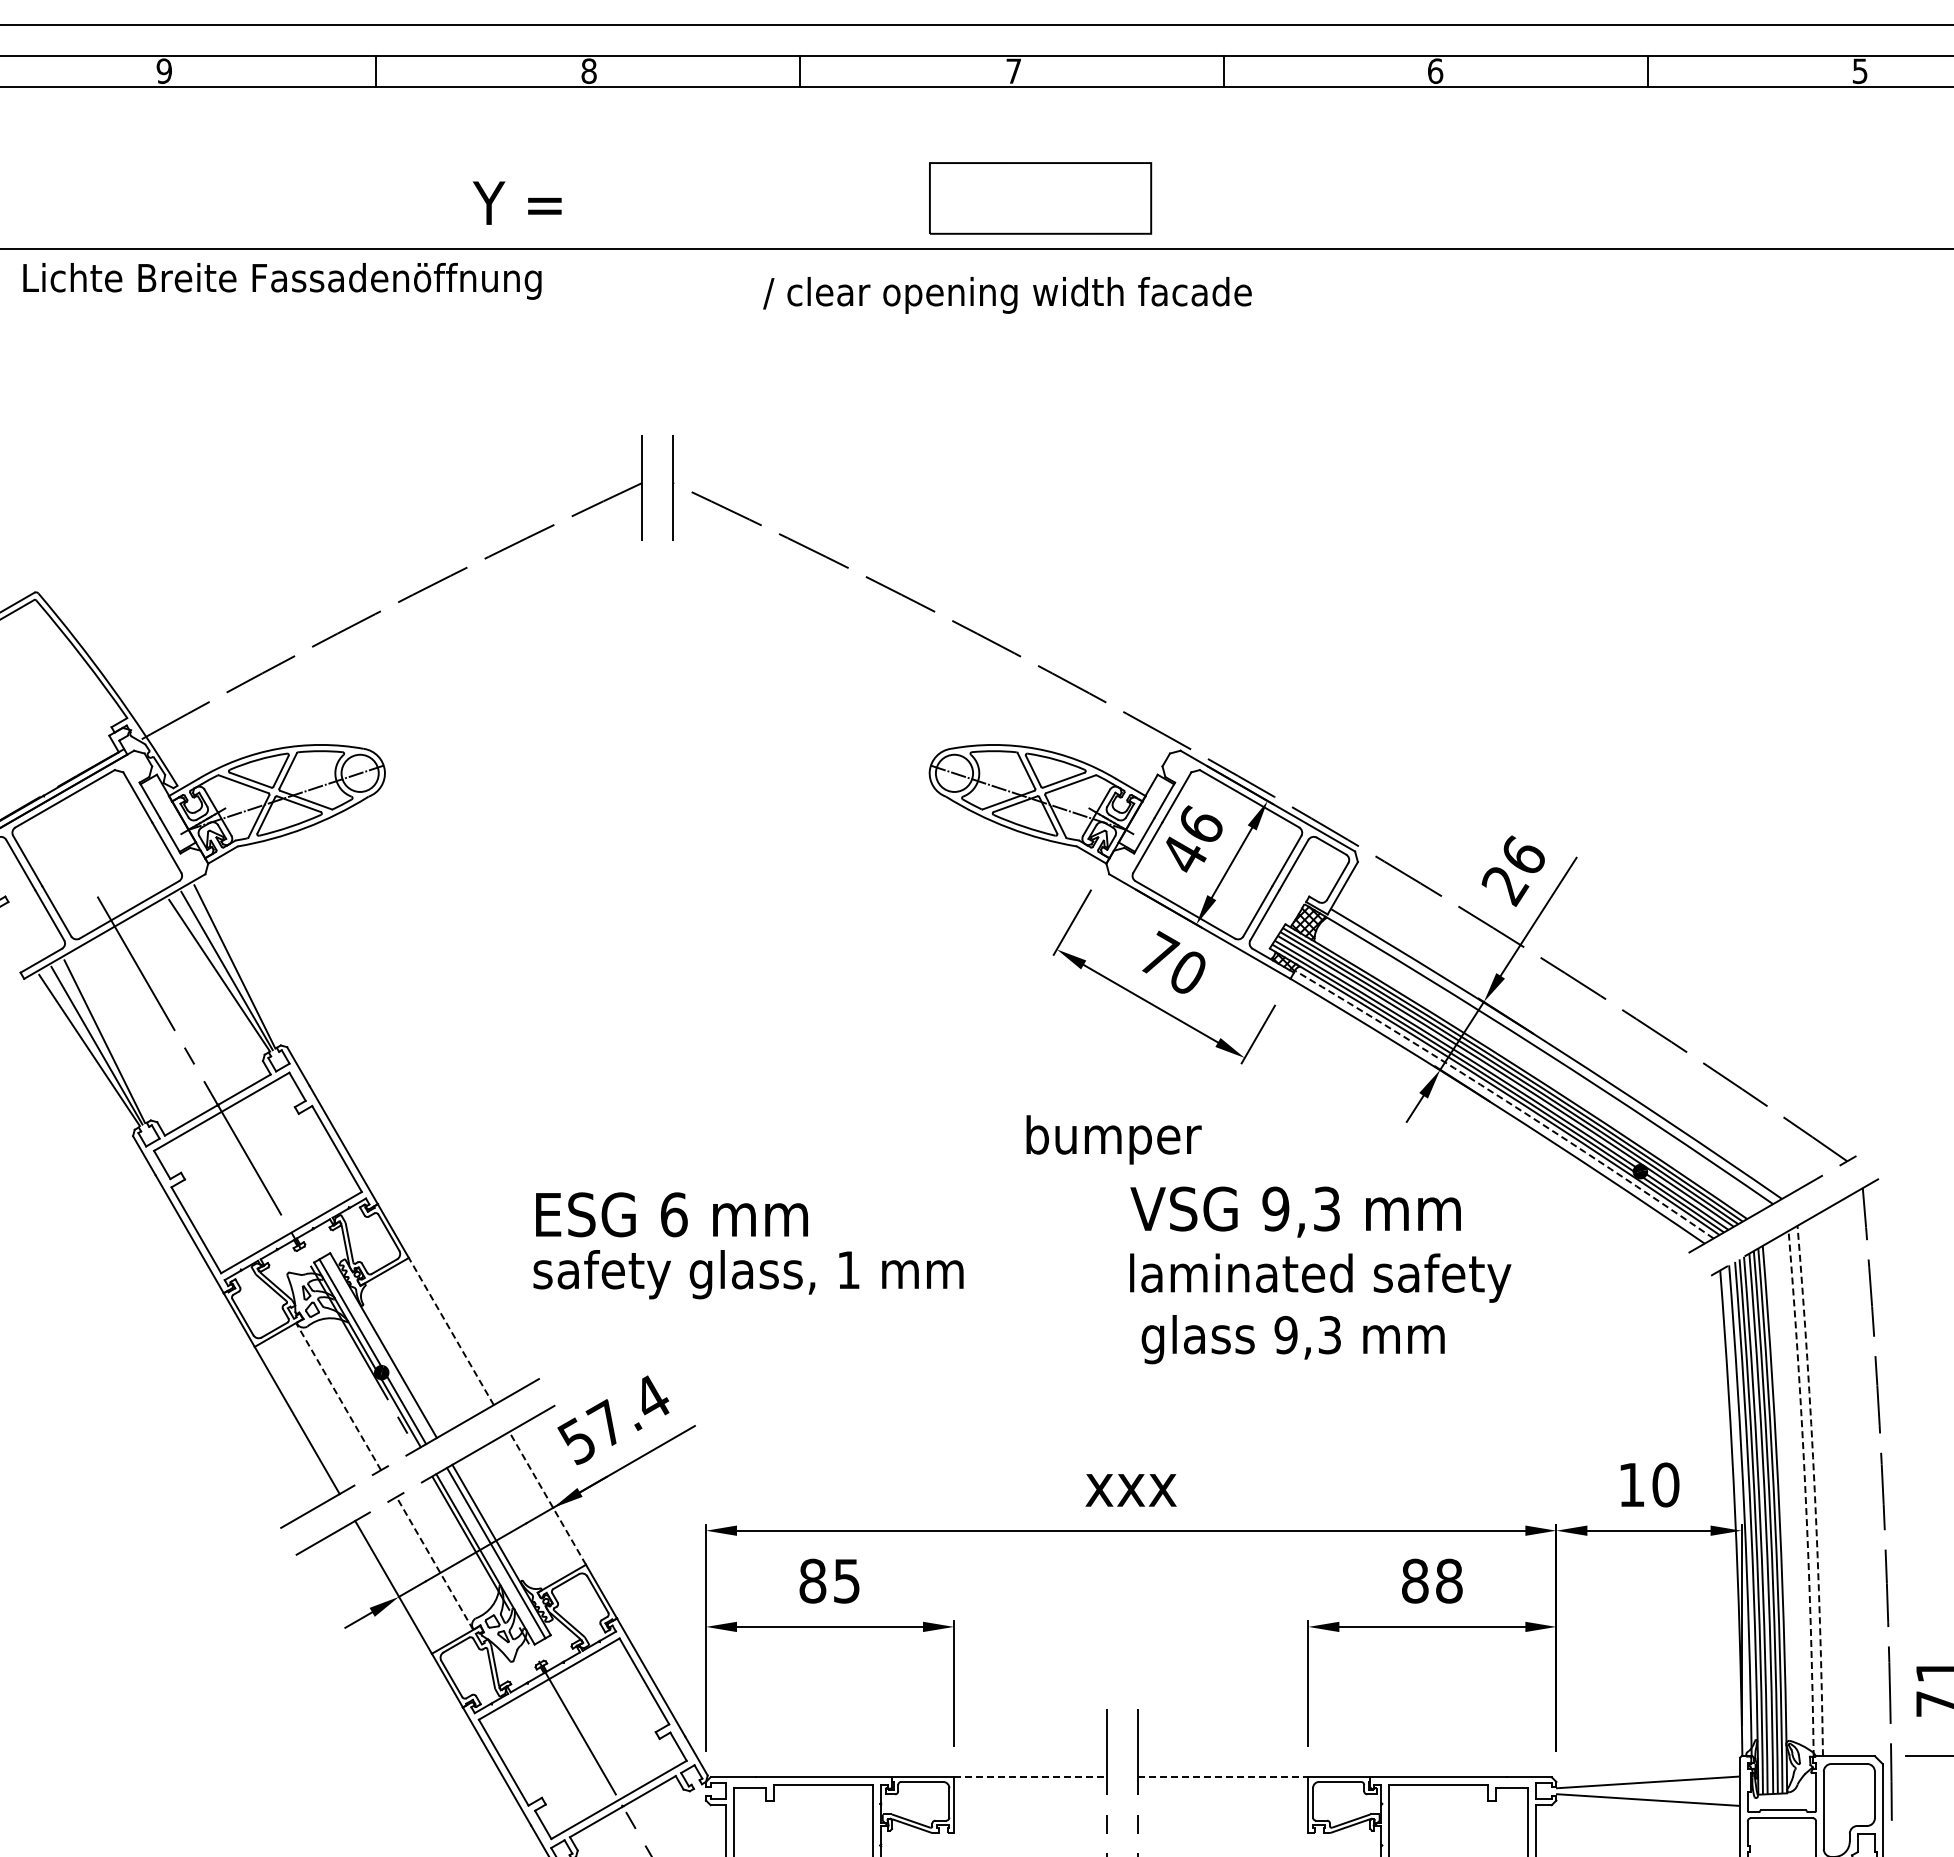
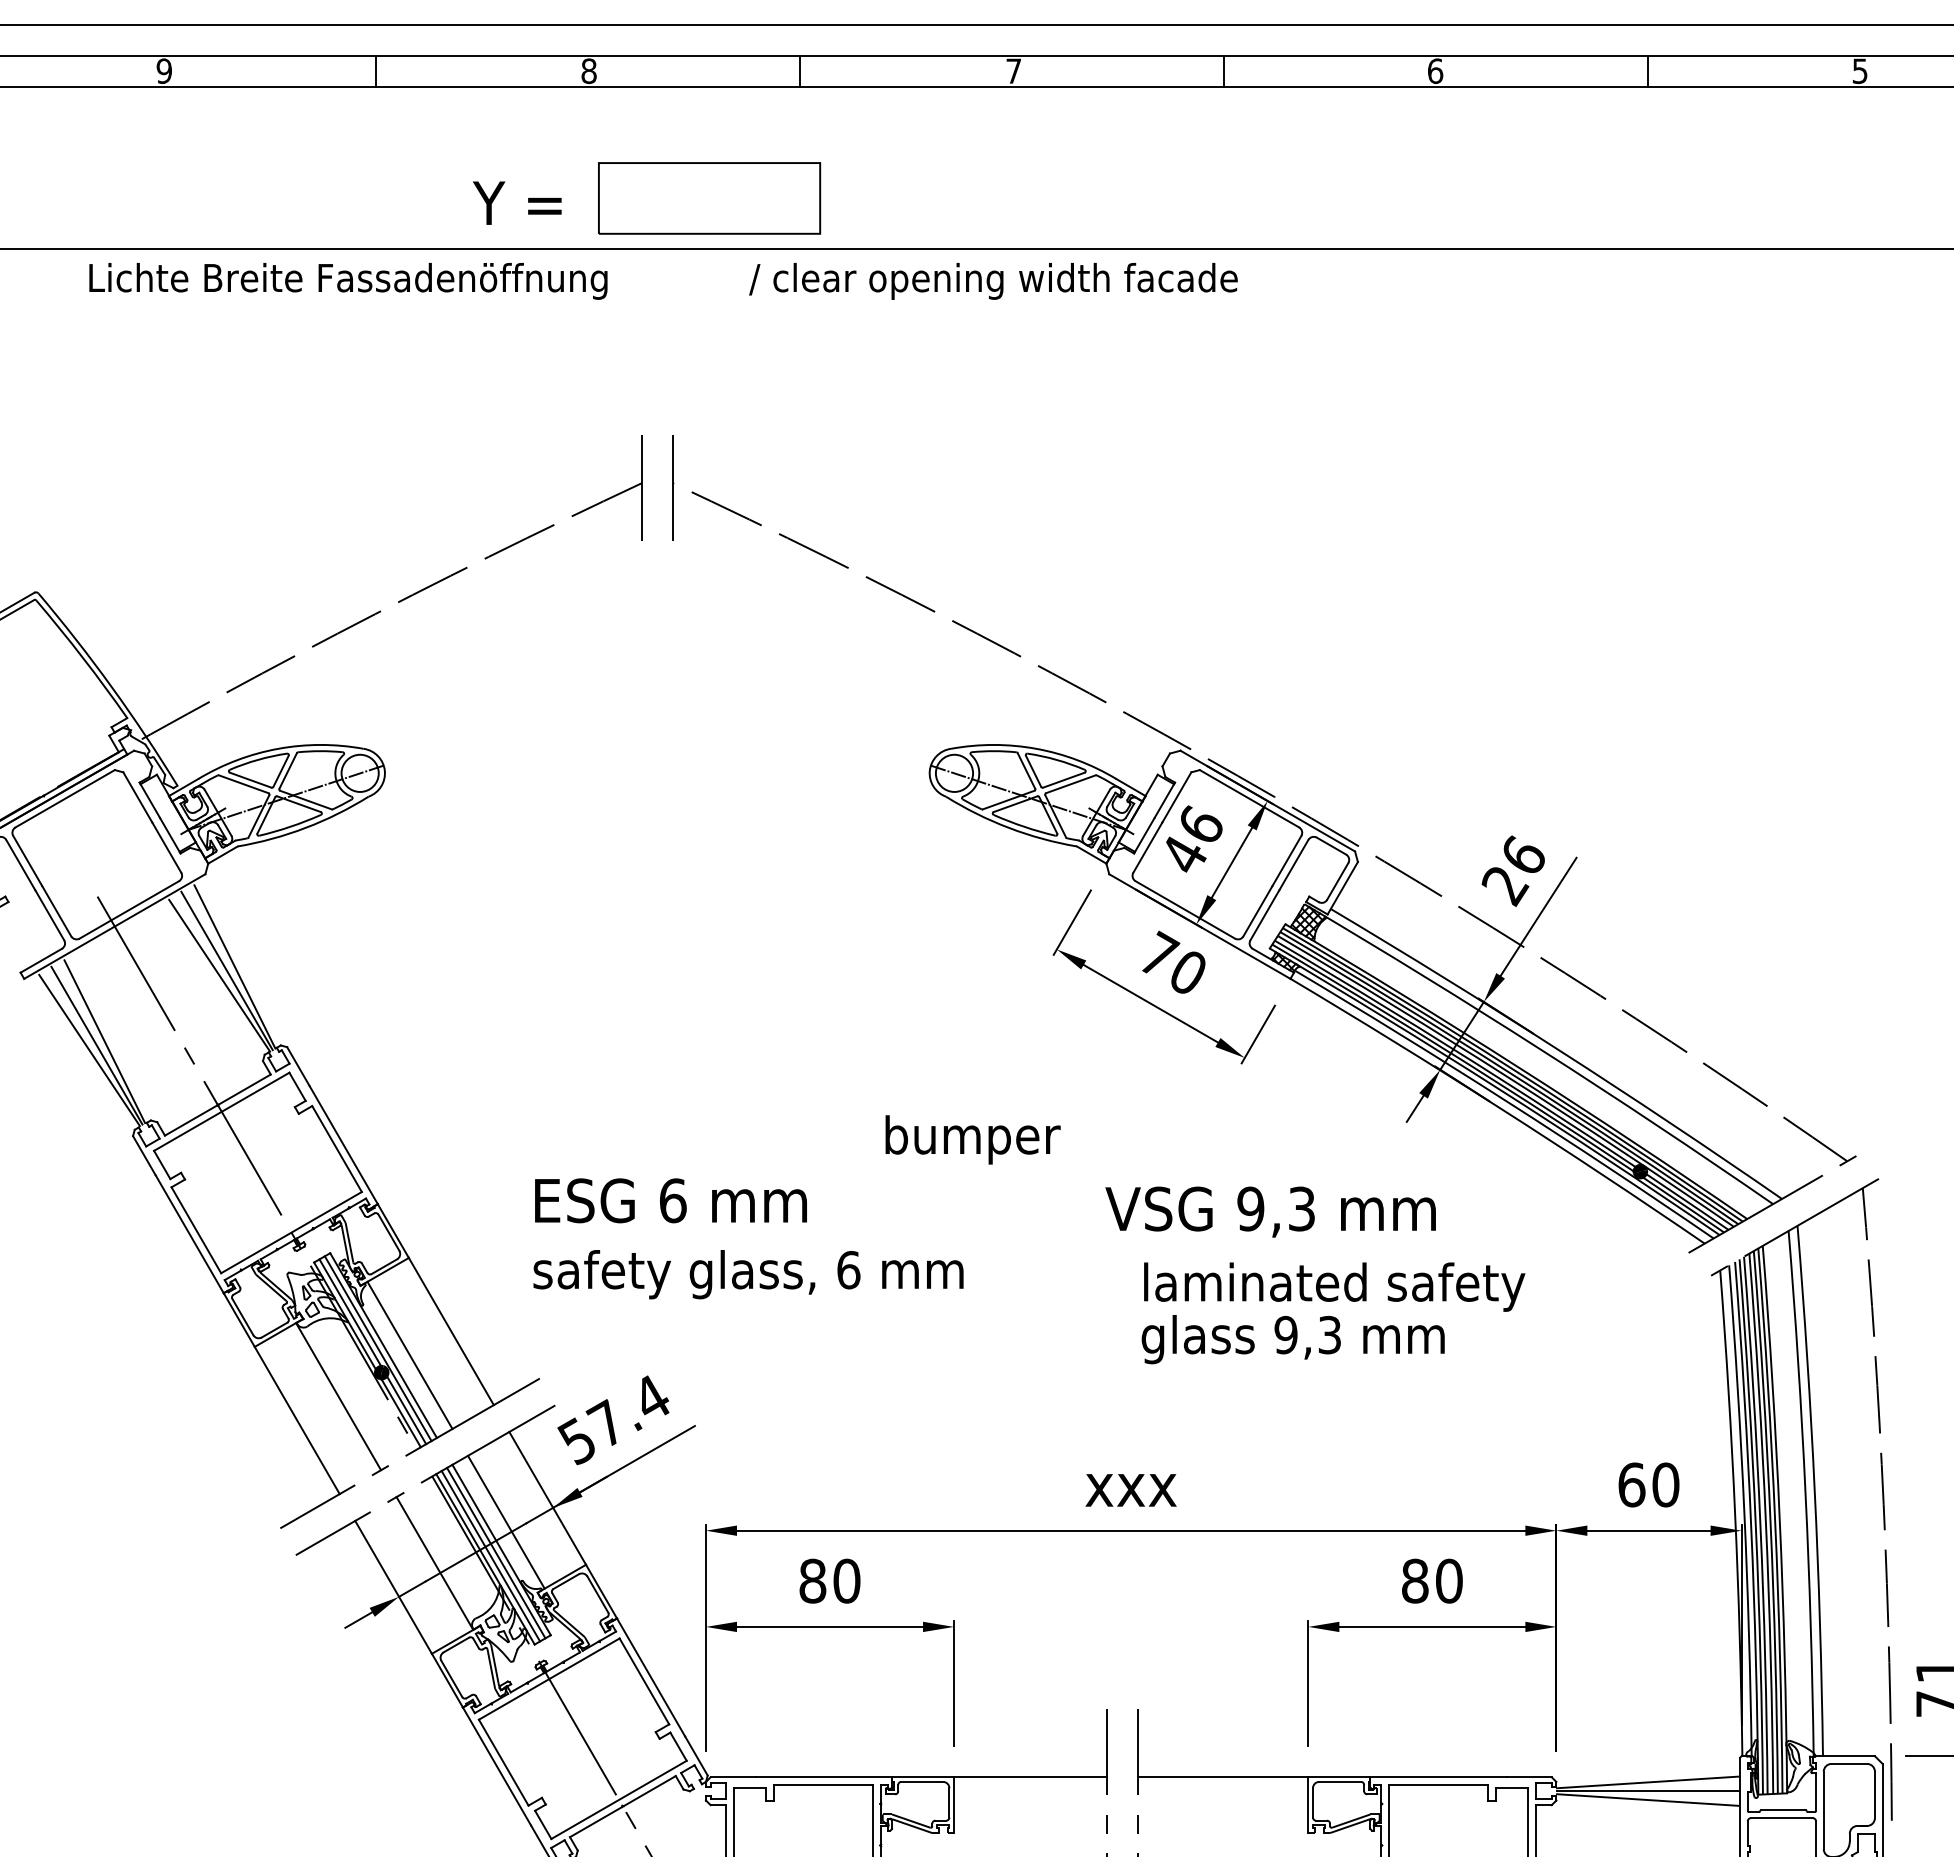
part position: (1040, 198) -> (709, 198) (709, 198)
text position: (282, 281) -> (348, 281) (348, 281)
text position: (1007, 295) -> (993, 281) (993, 281)
arc: dashed -> solid (1506, 1101)
text position: (1113, 1139) -> (972, 1139) (972, 1139)
text position: (1295, 1211) -> (1270, 1211) (1270, 1211)
text position: (671, 1214) -> (670, 1200) (670, 1200)
text: 1 -> 6 (848, 1270)
text position: (1320, 1277) -> (1334, 1286) (1334, 1286)
line: dashed -> solid (451, 1331)
line: none -> present (377, 1348)
line: none -> present (409, 1354)
line: dashed -> solid (338, 1396)
text: 10 -> 60 (1631, 1484)
arc: dashed -> solid (1814, 1490)
arc: dashed -> solid (1805, 1493)
line: dashed -> solid (547, 1498)
line: none -> present (505, 1521)
line: none -> present (490, 1556)
line: dashed -> solid (434, 1563)
text: 85 -> 80 (846, 1580)
text: 88 -> 80 (1449, 1581)
line: dashed -> solid (1030, 1777)
line: dashed -> solid (1223, 1777)
line: none -> present (1648, 1791)
